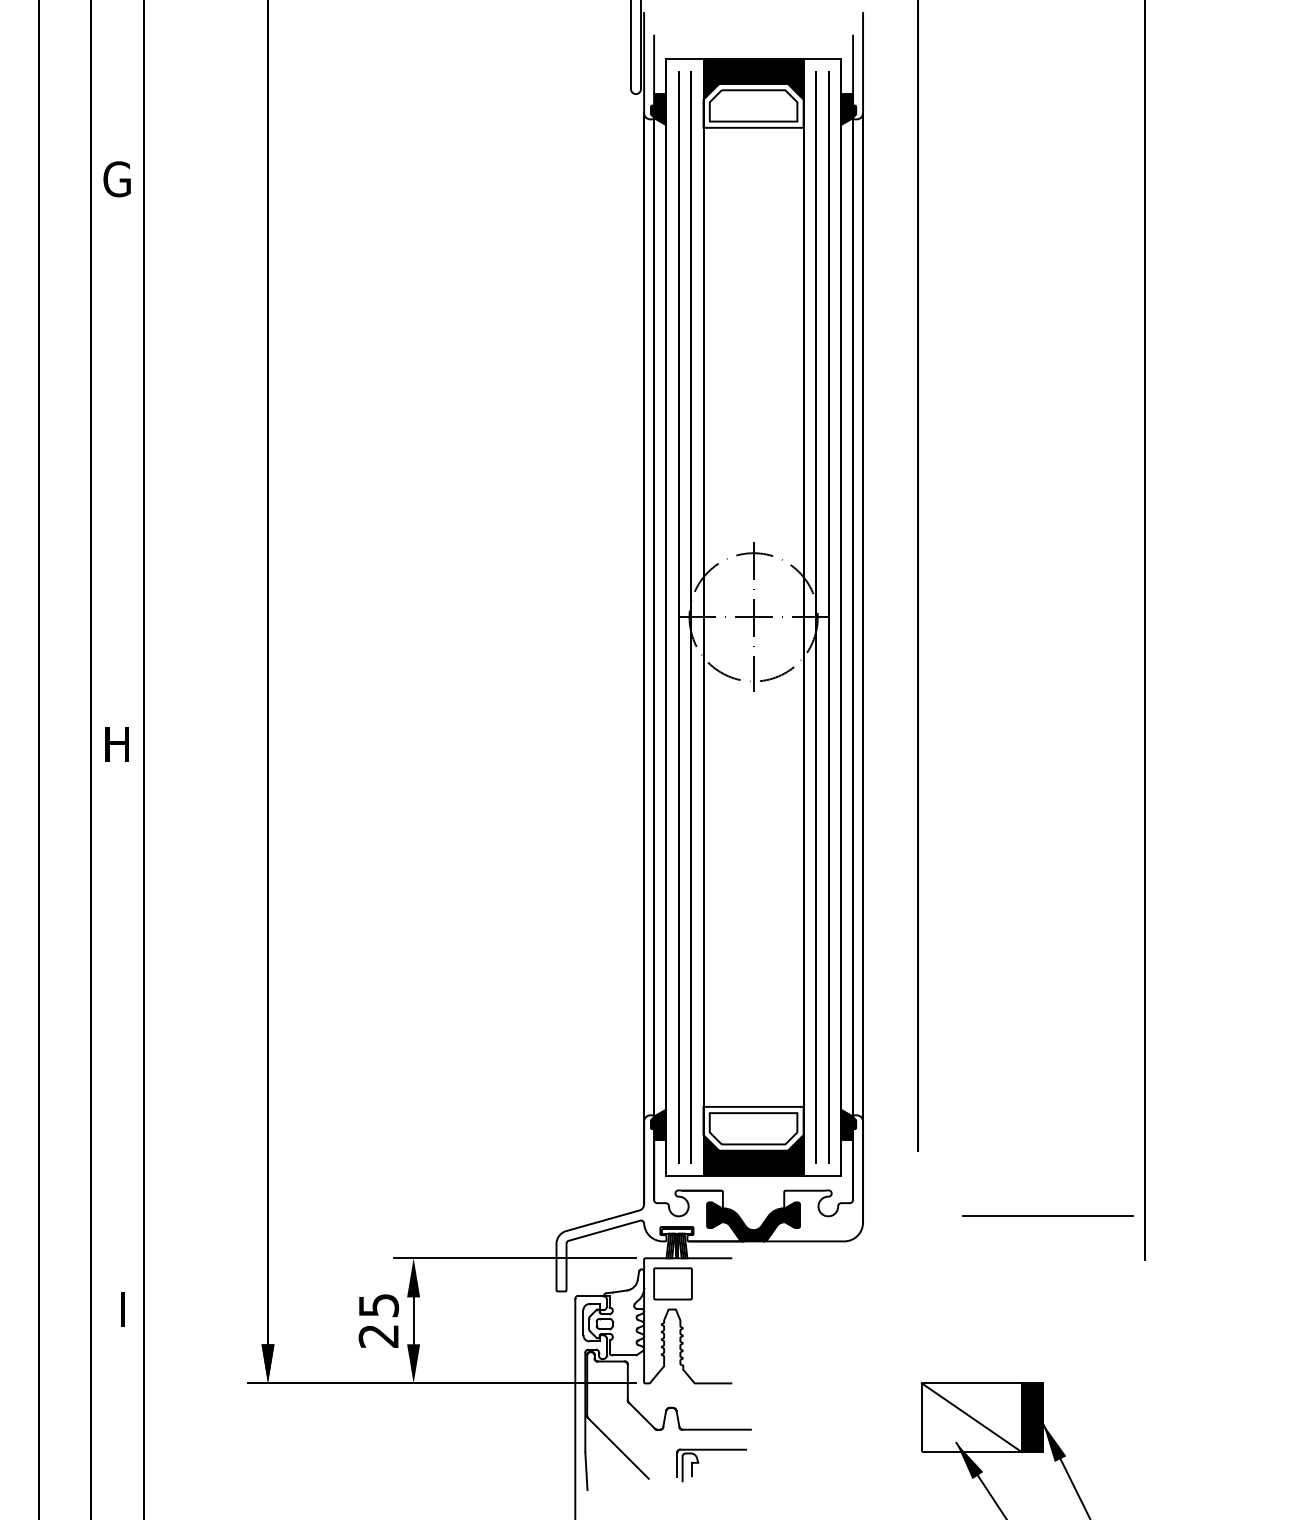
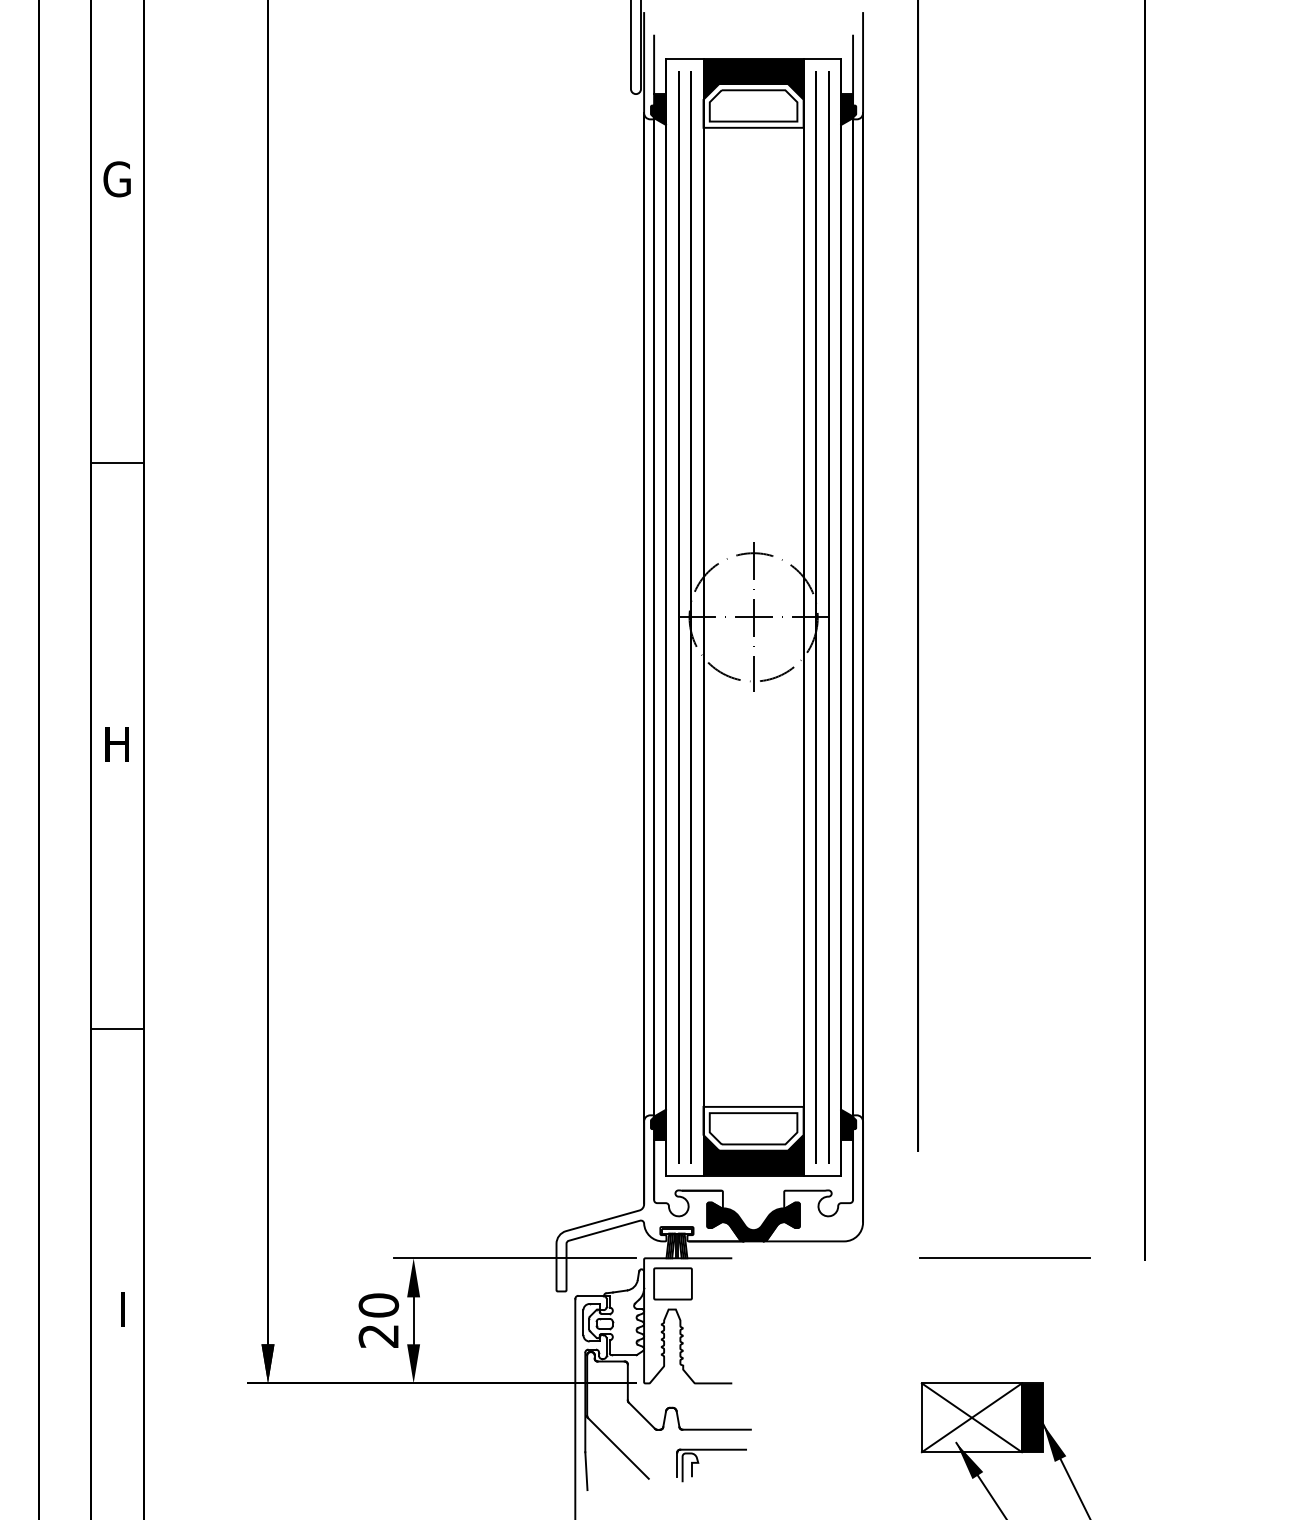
line: none -> present (117, 463)
line: none -> present (117, 1028)
line position: (1047, 1215) -> (1004, 1257) (1004, 1257)
text: 25 -> 20 (378, 1305)
line: none -> present (971, 1417)
